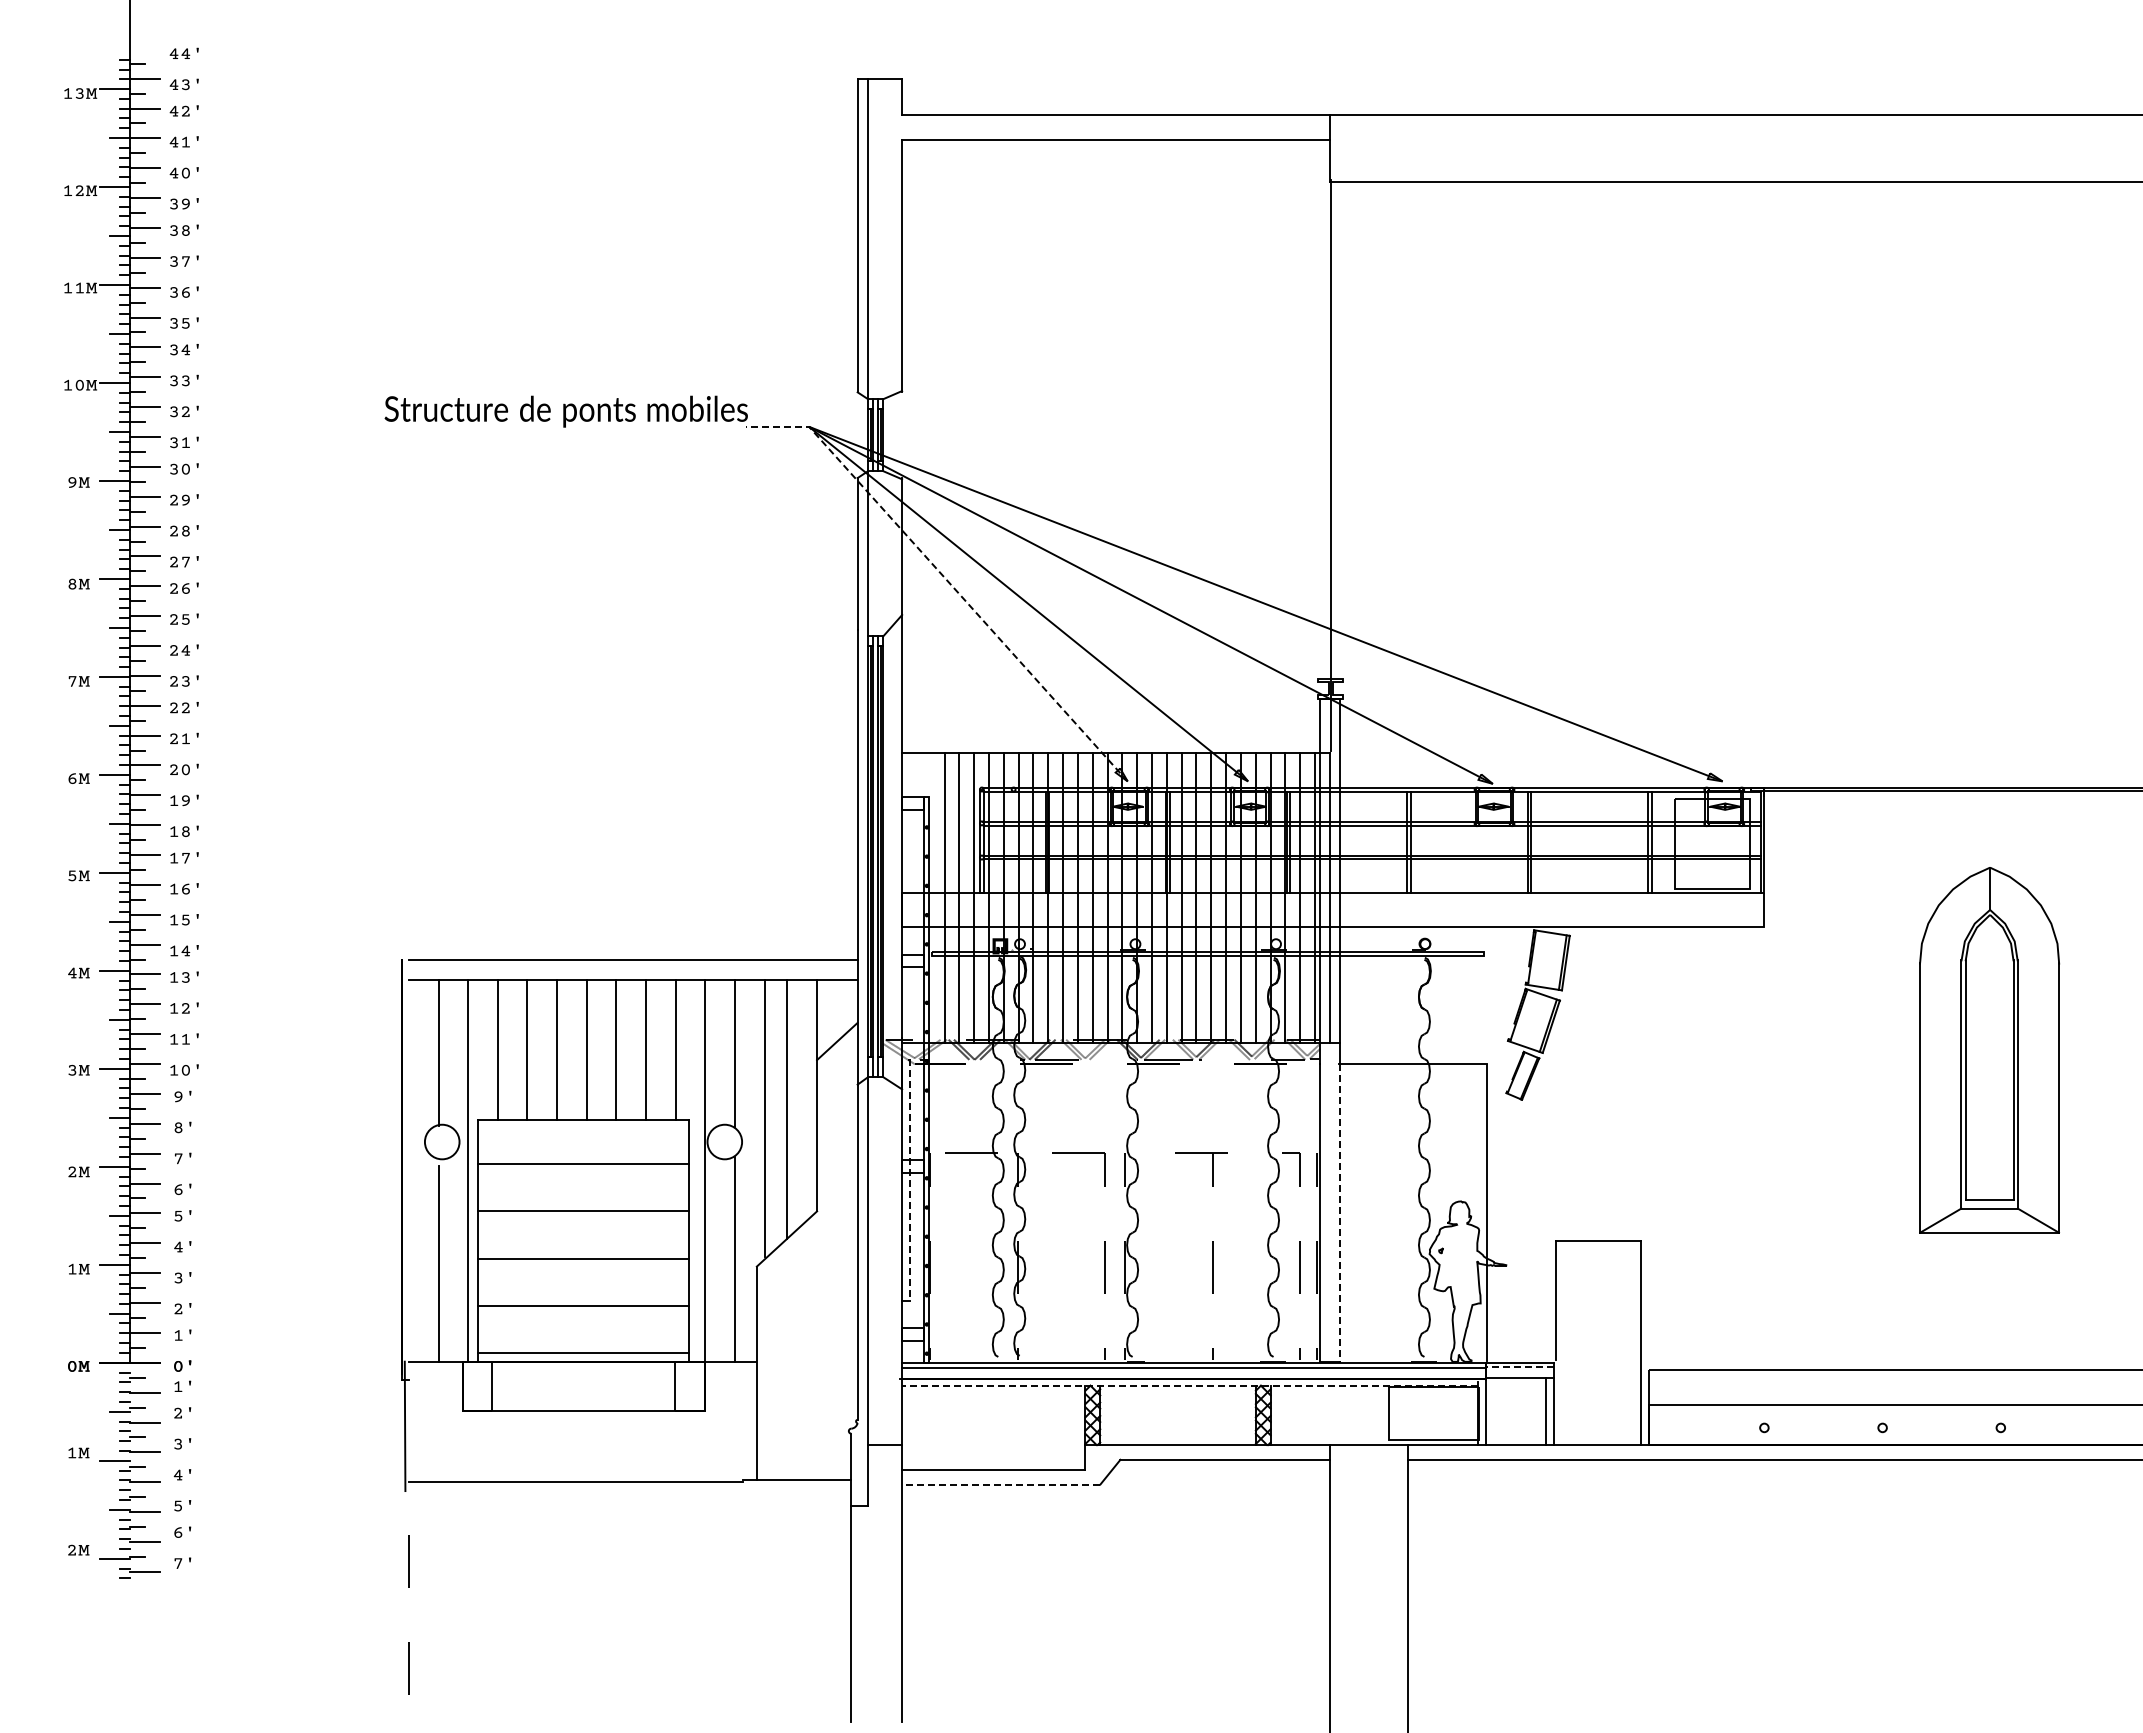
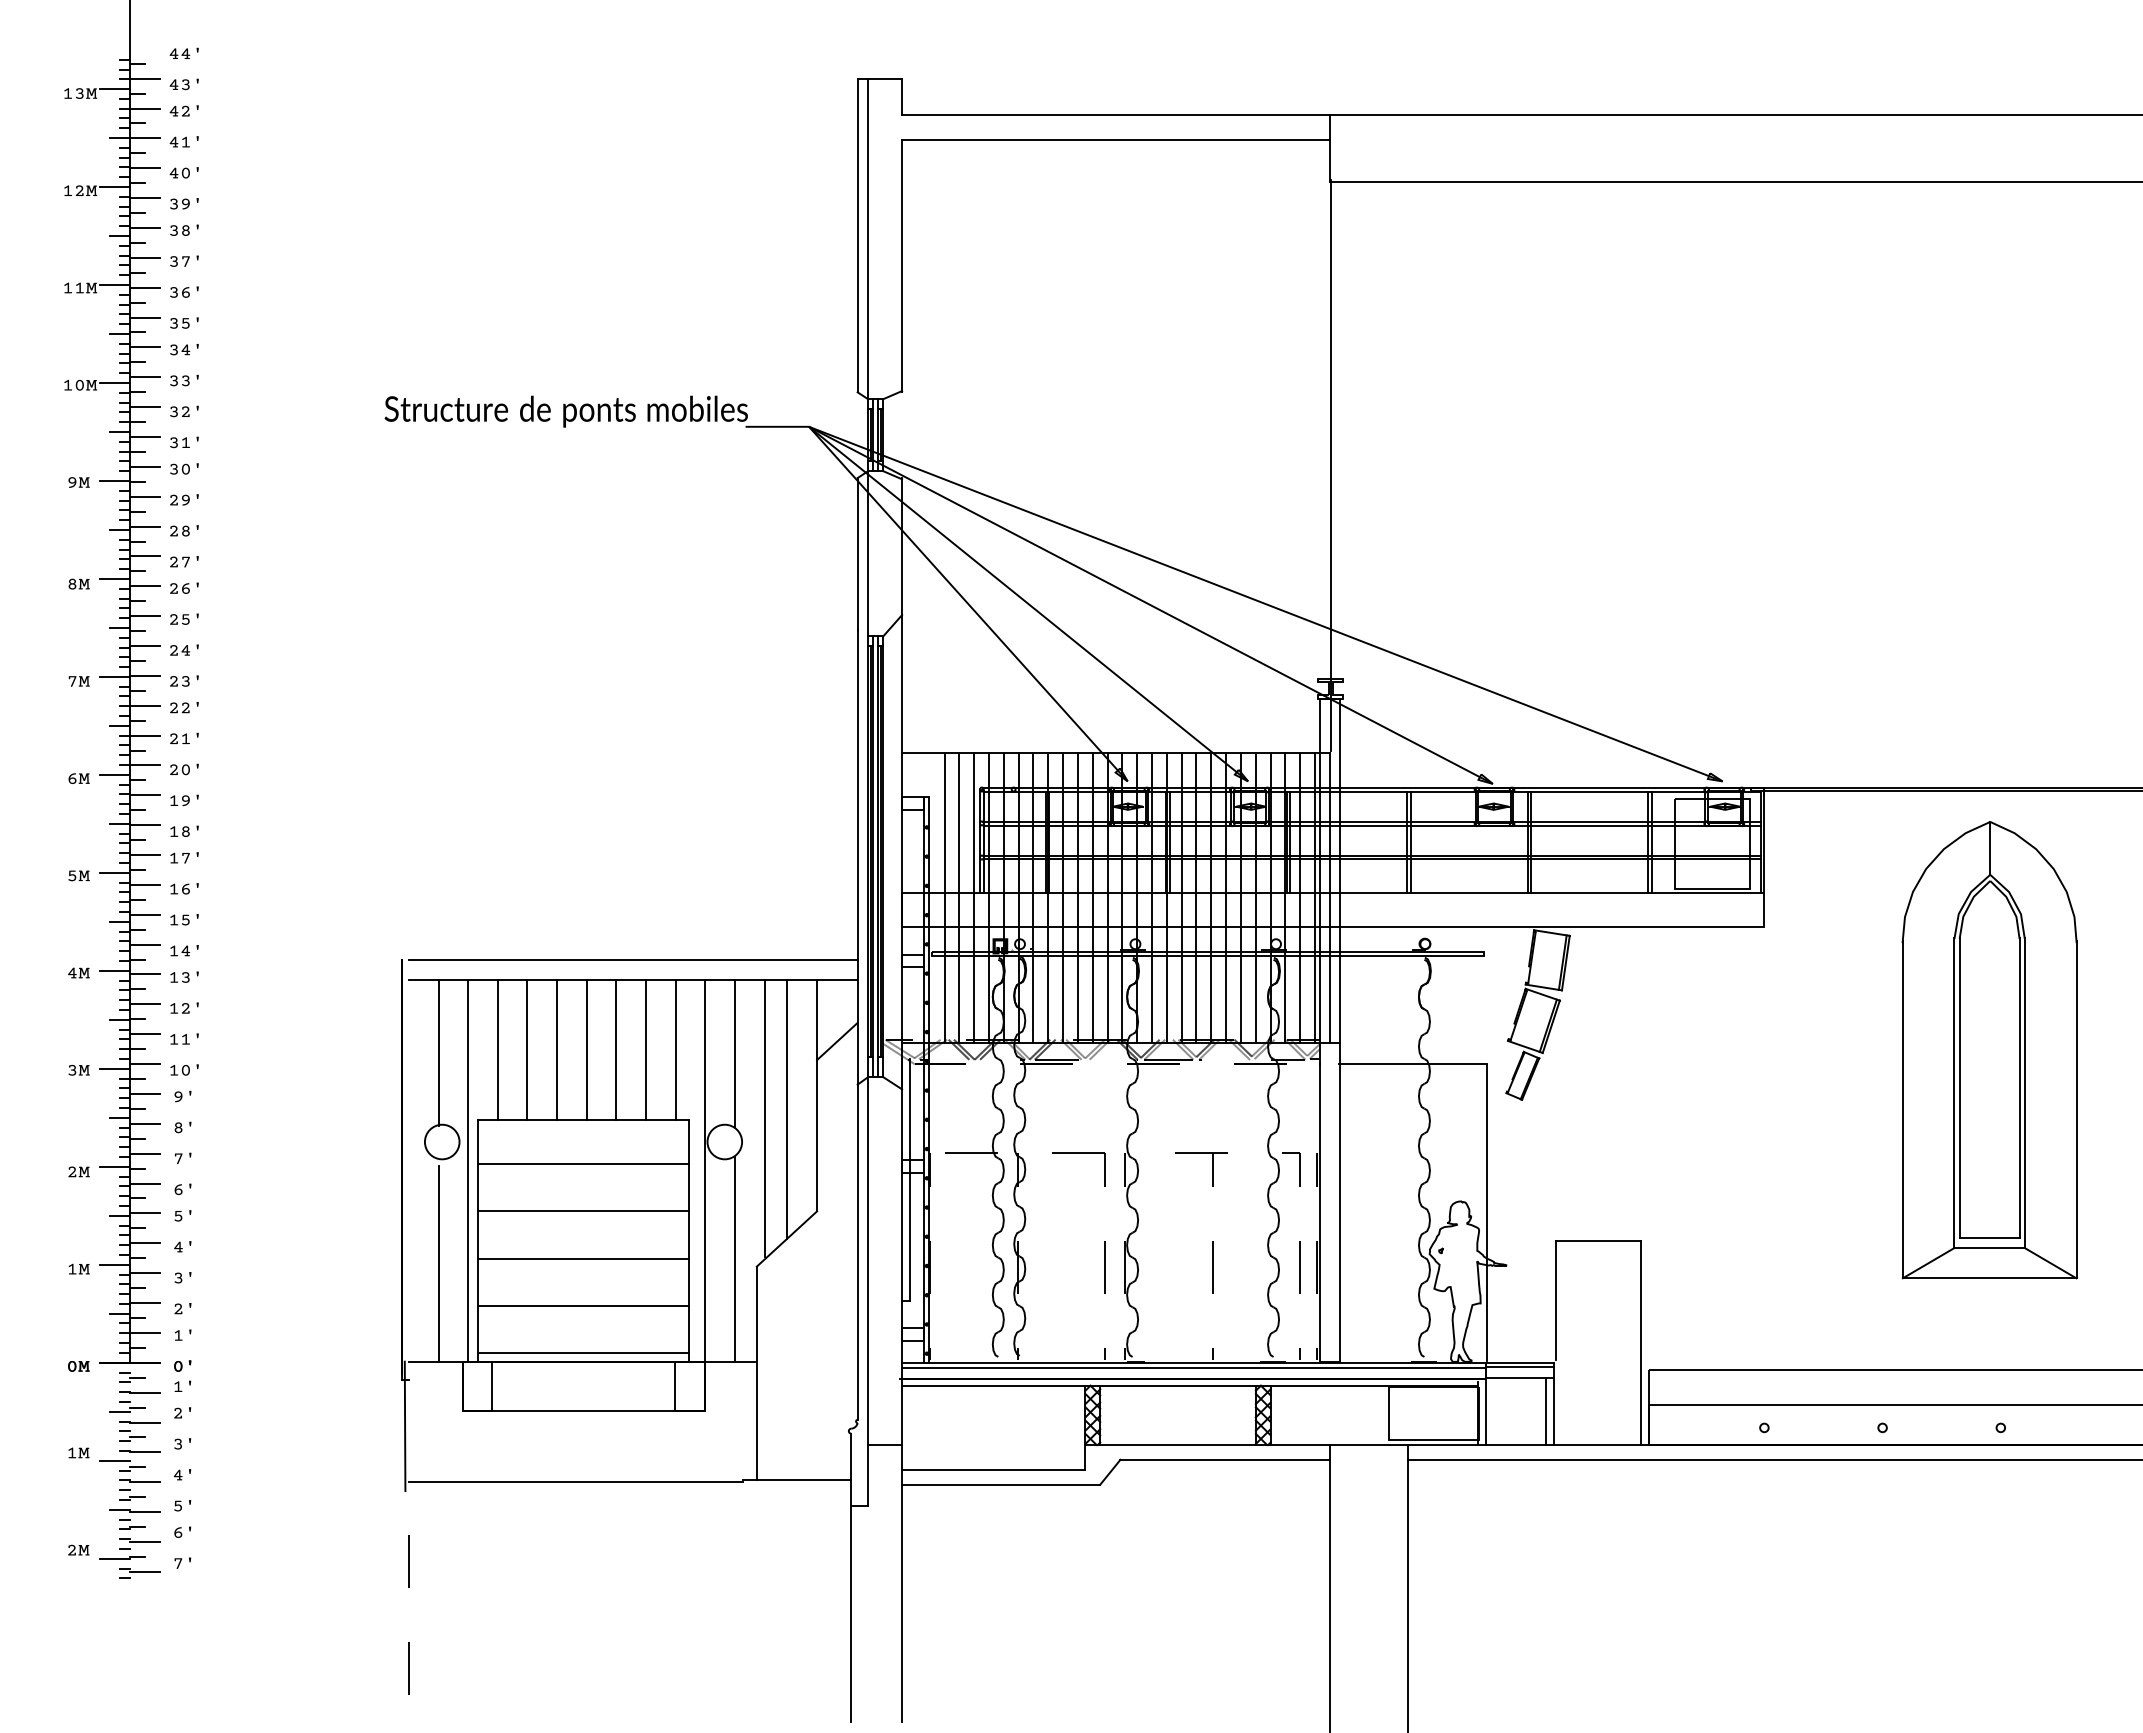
line: dashed -> solid (946, 579)
part size: 141x367 px -> 177x459 px (1989, 1050)
line: dashed -> solid (909, 1180)
line: dashed -> solid (1339, 1213)
line: dashed -> solid (1520, 1367)
line: dashed -> solid (1190, 1385)
line: dashed -> solid (1000, 1484)
